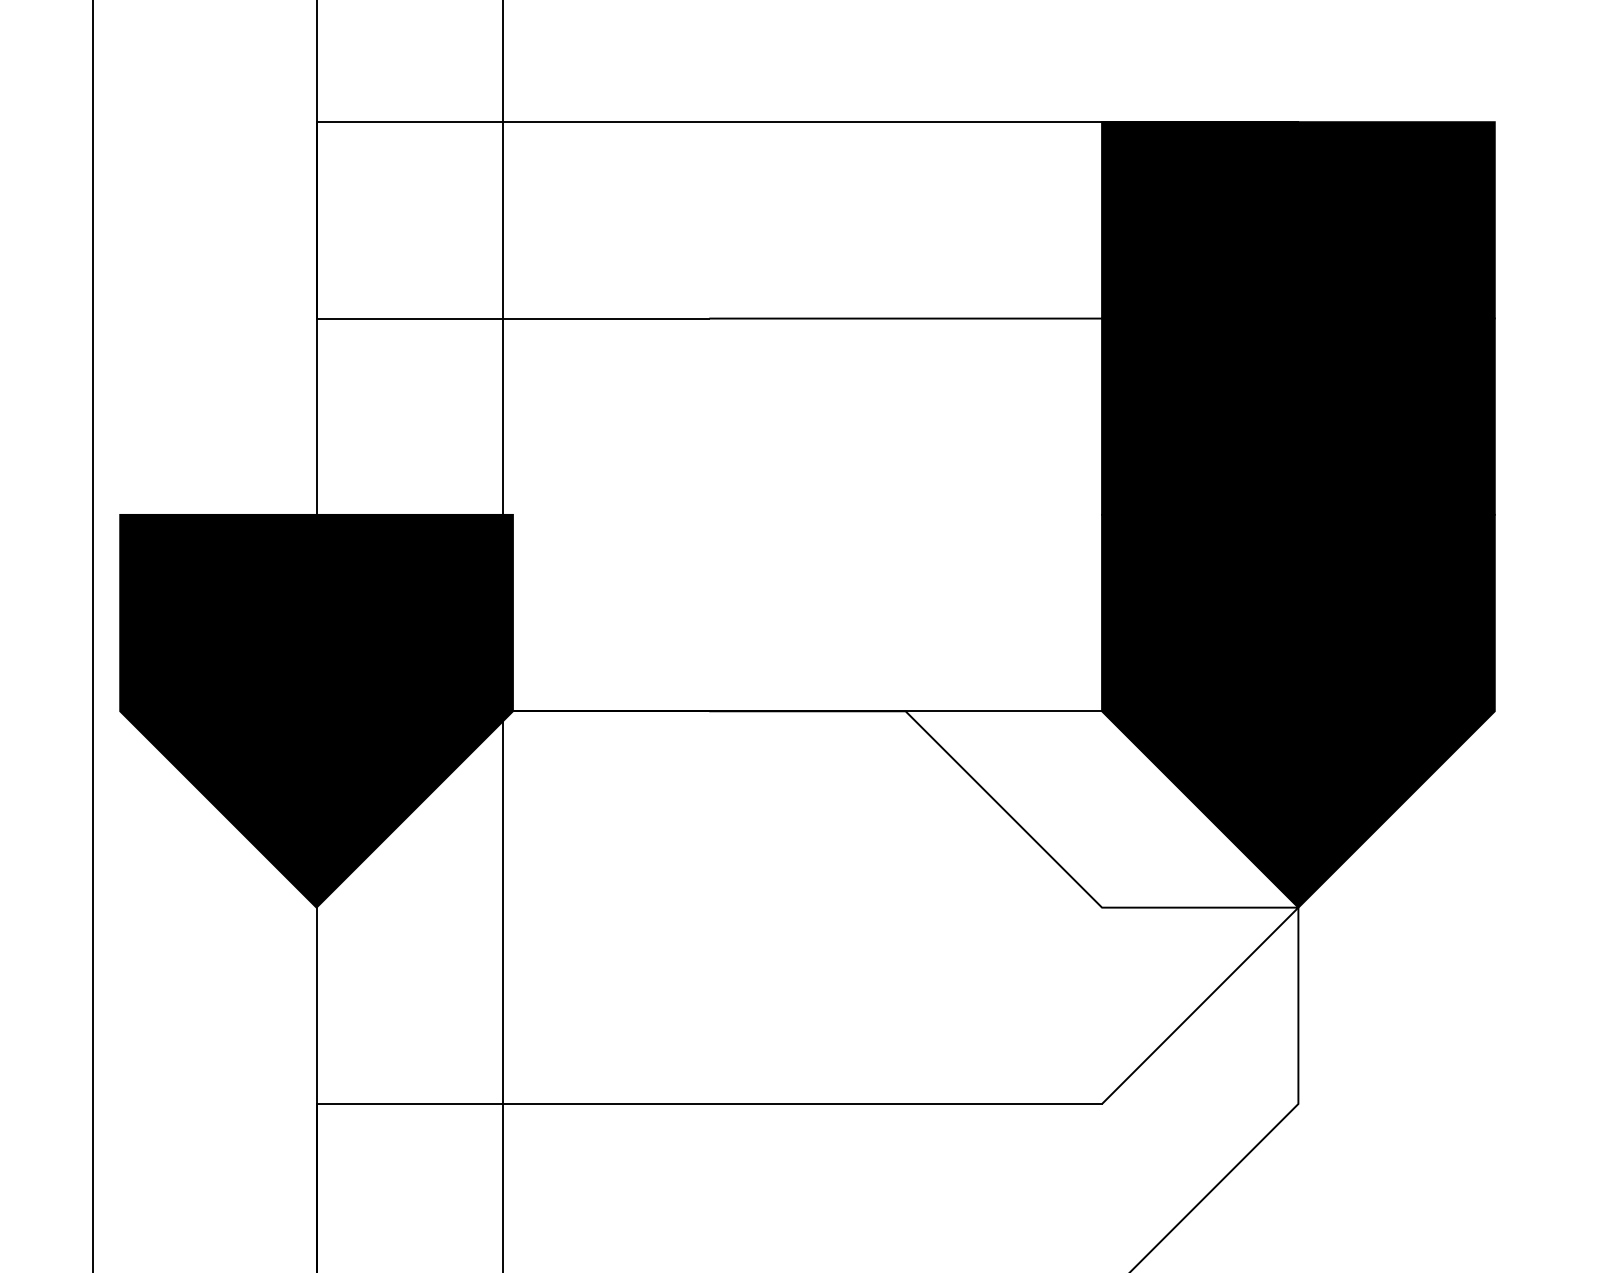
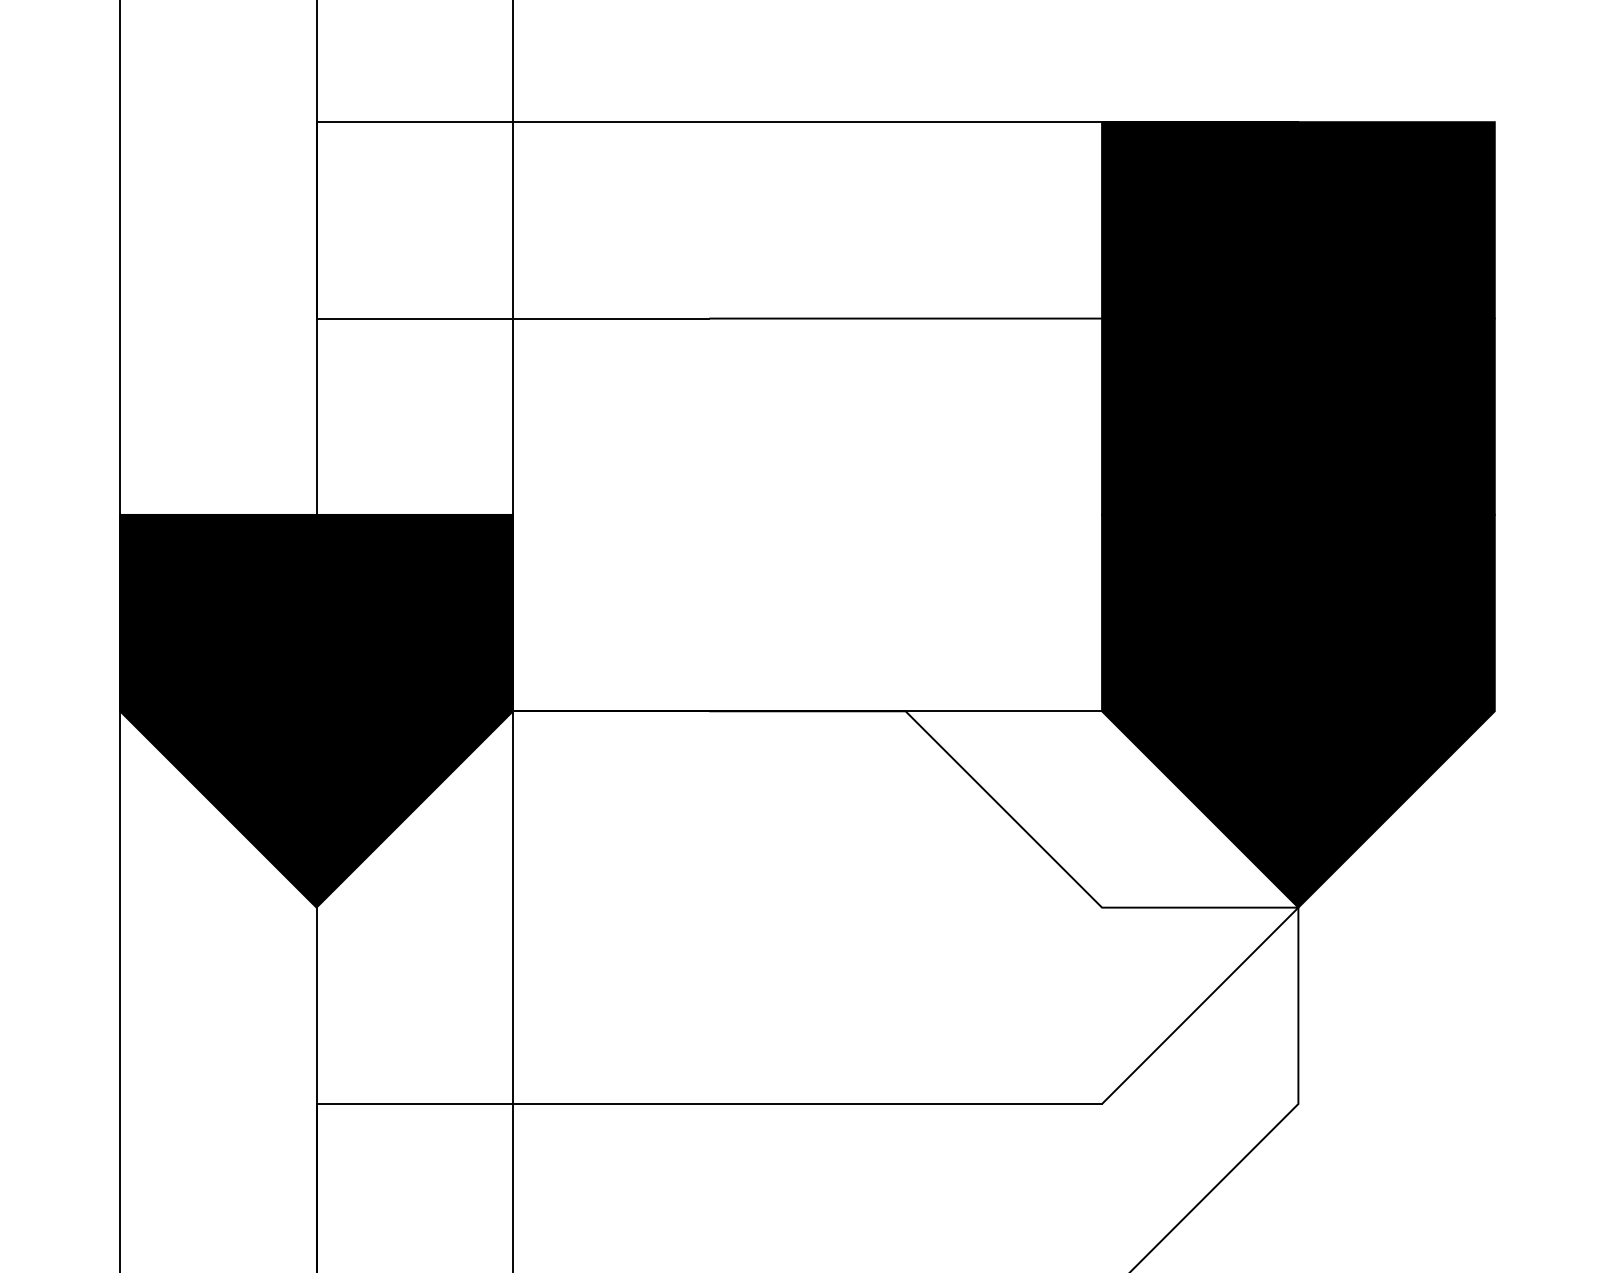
line position: (93, 635) -> (120, 635) (120, 635)
line position: (502, 635) -> (512, 635) (512, 635)
